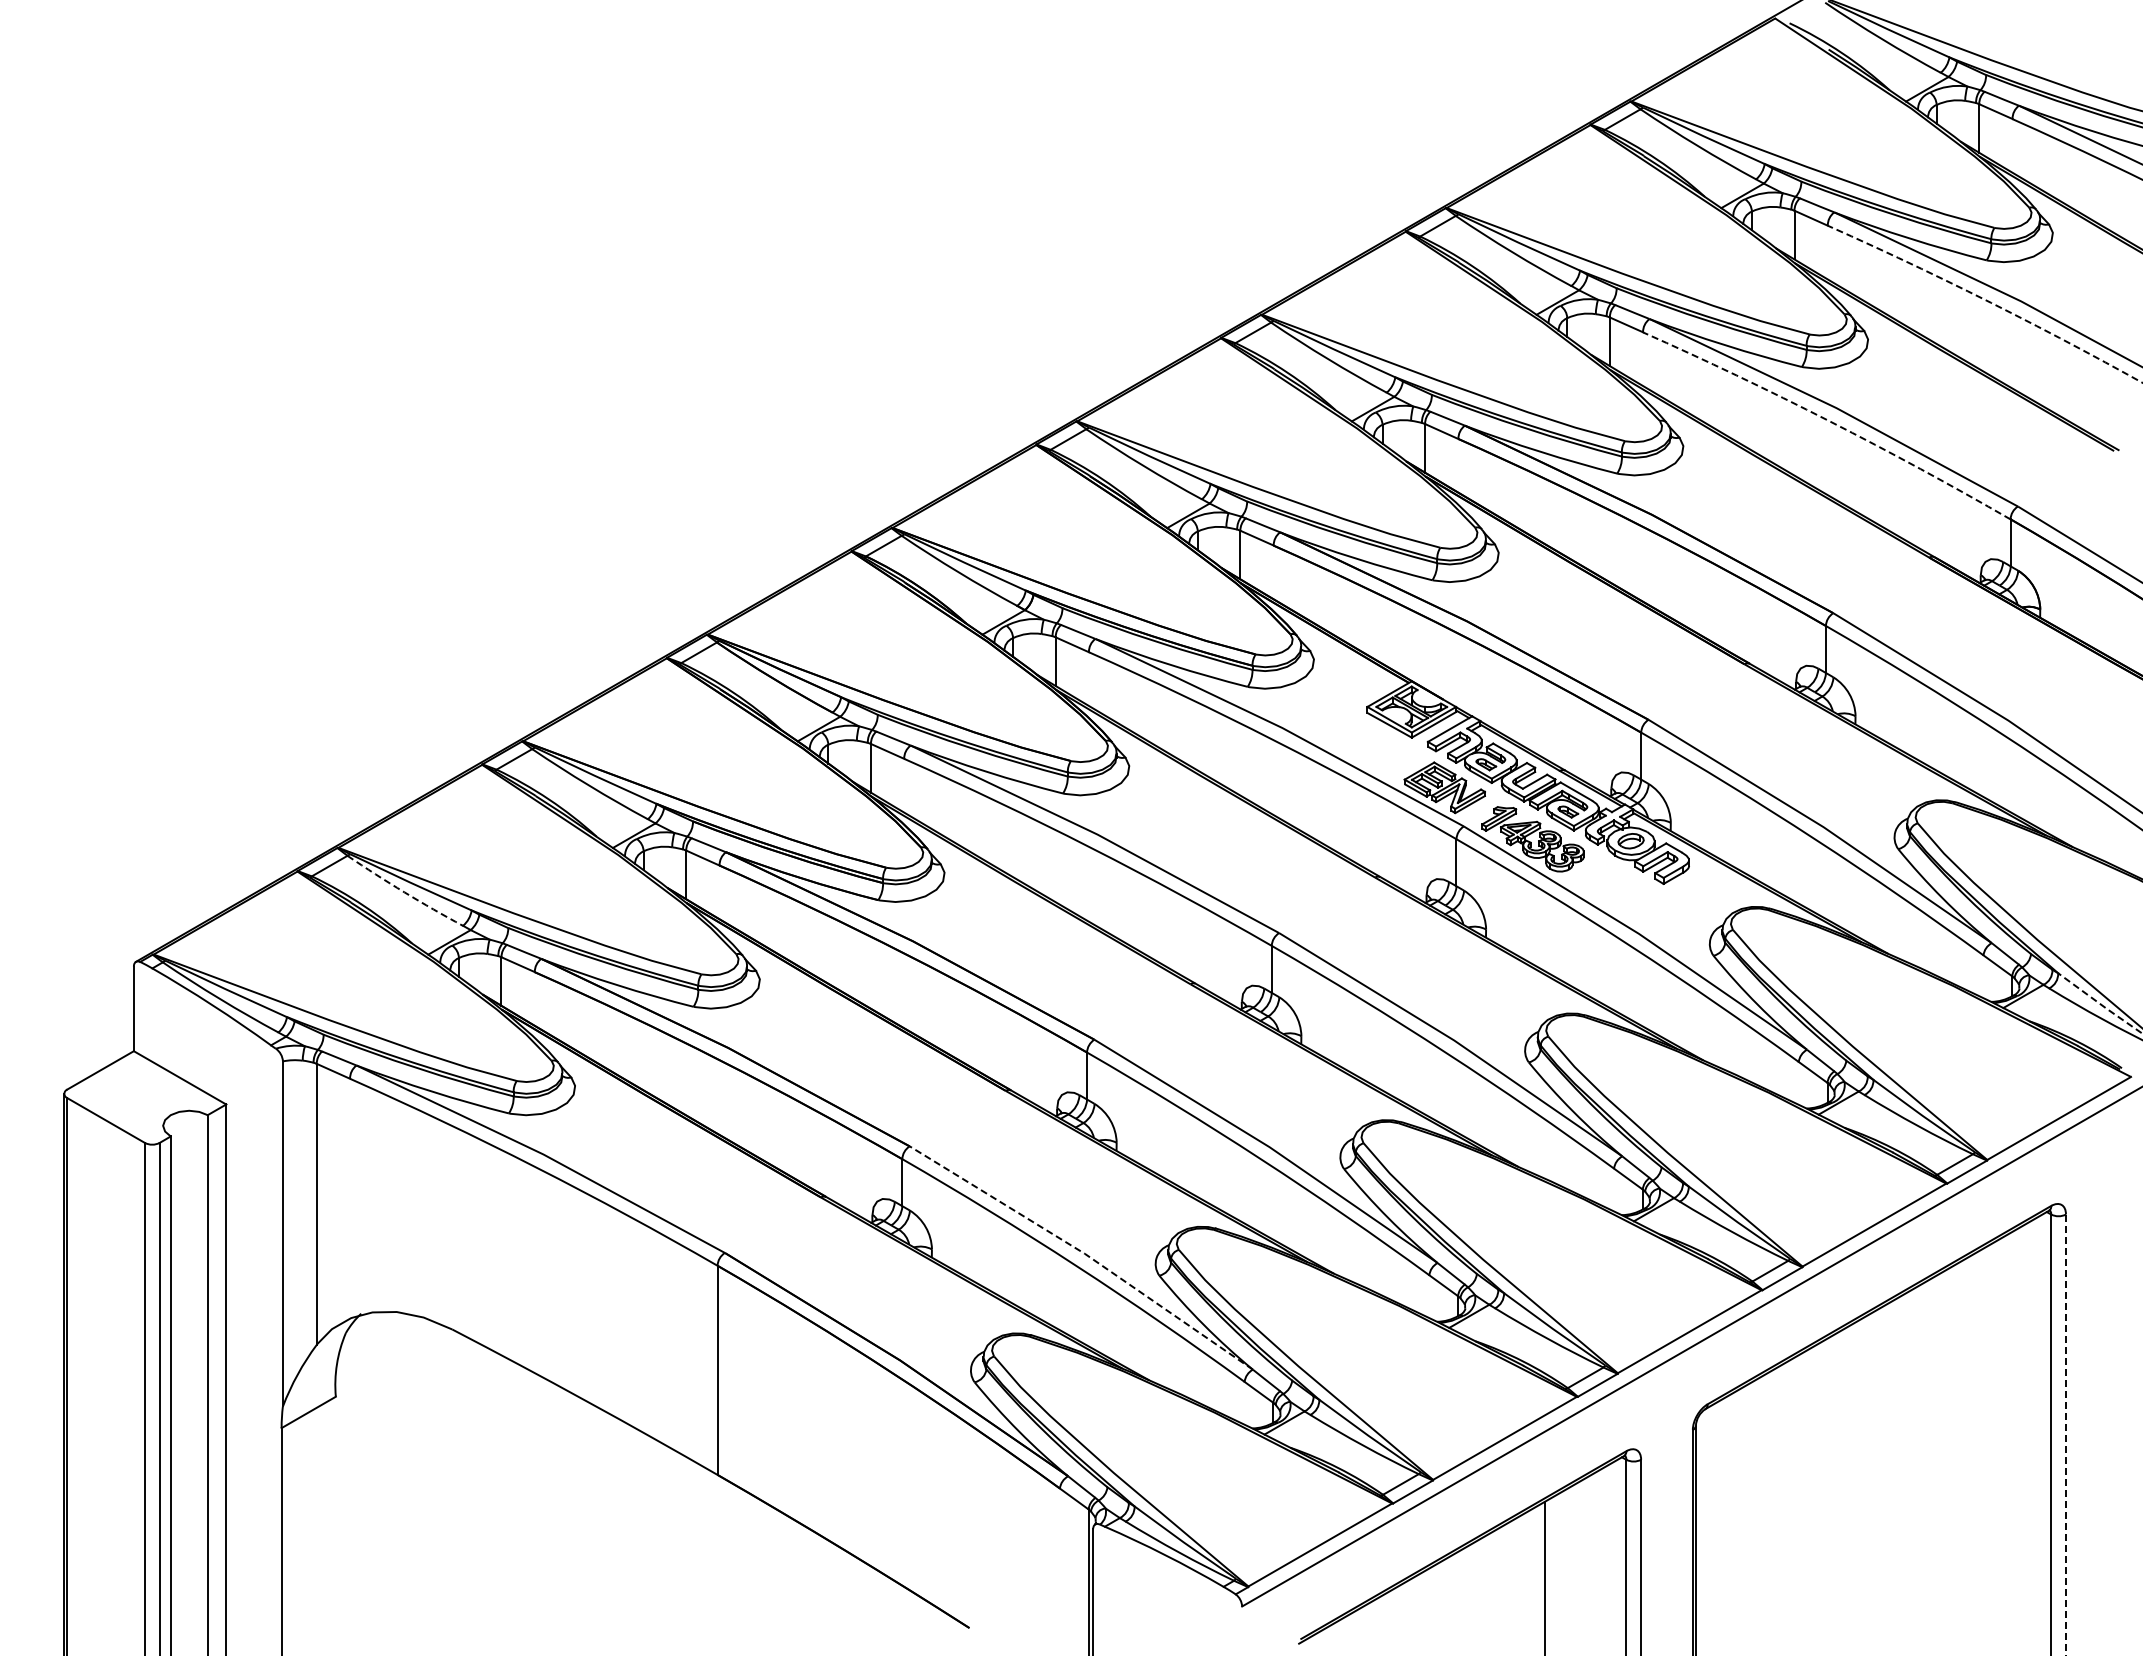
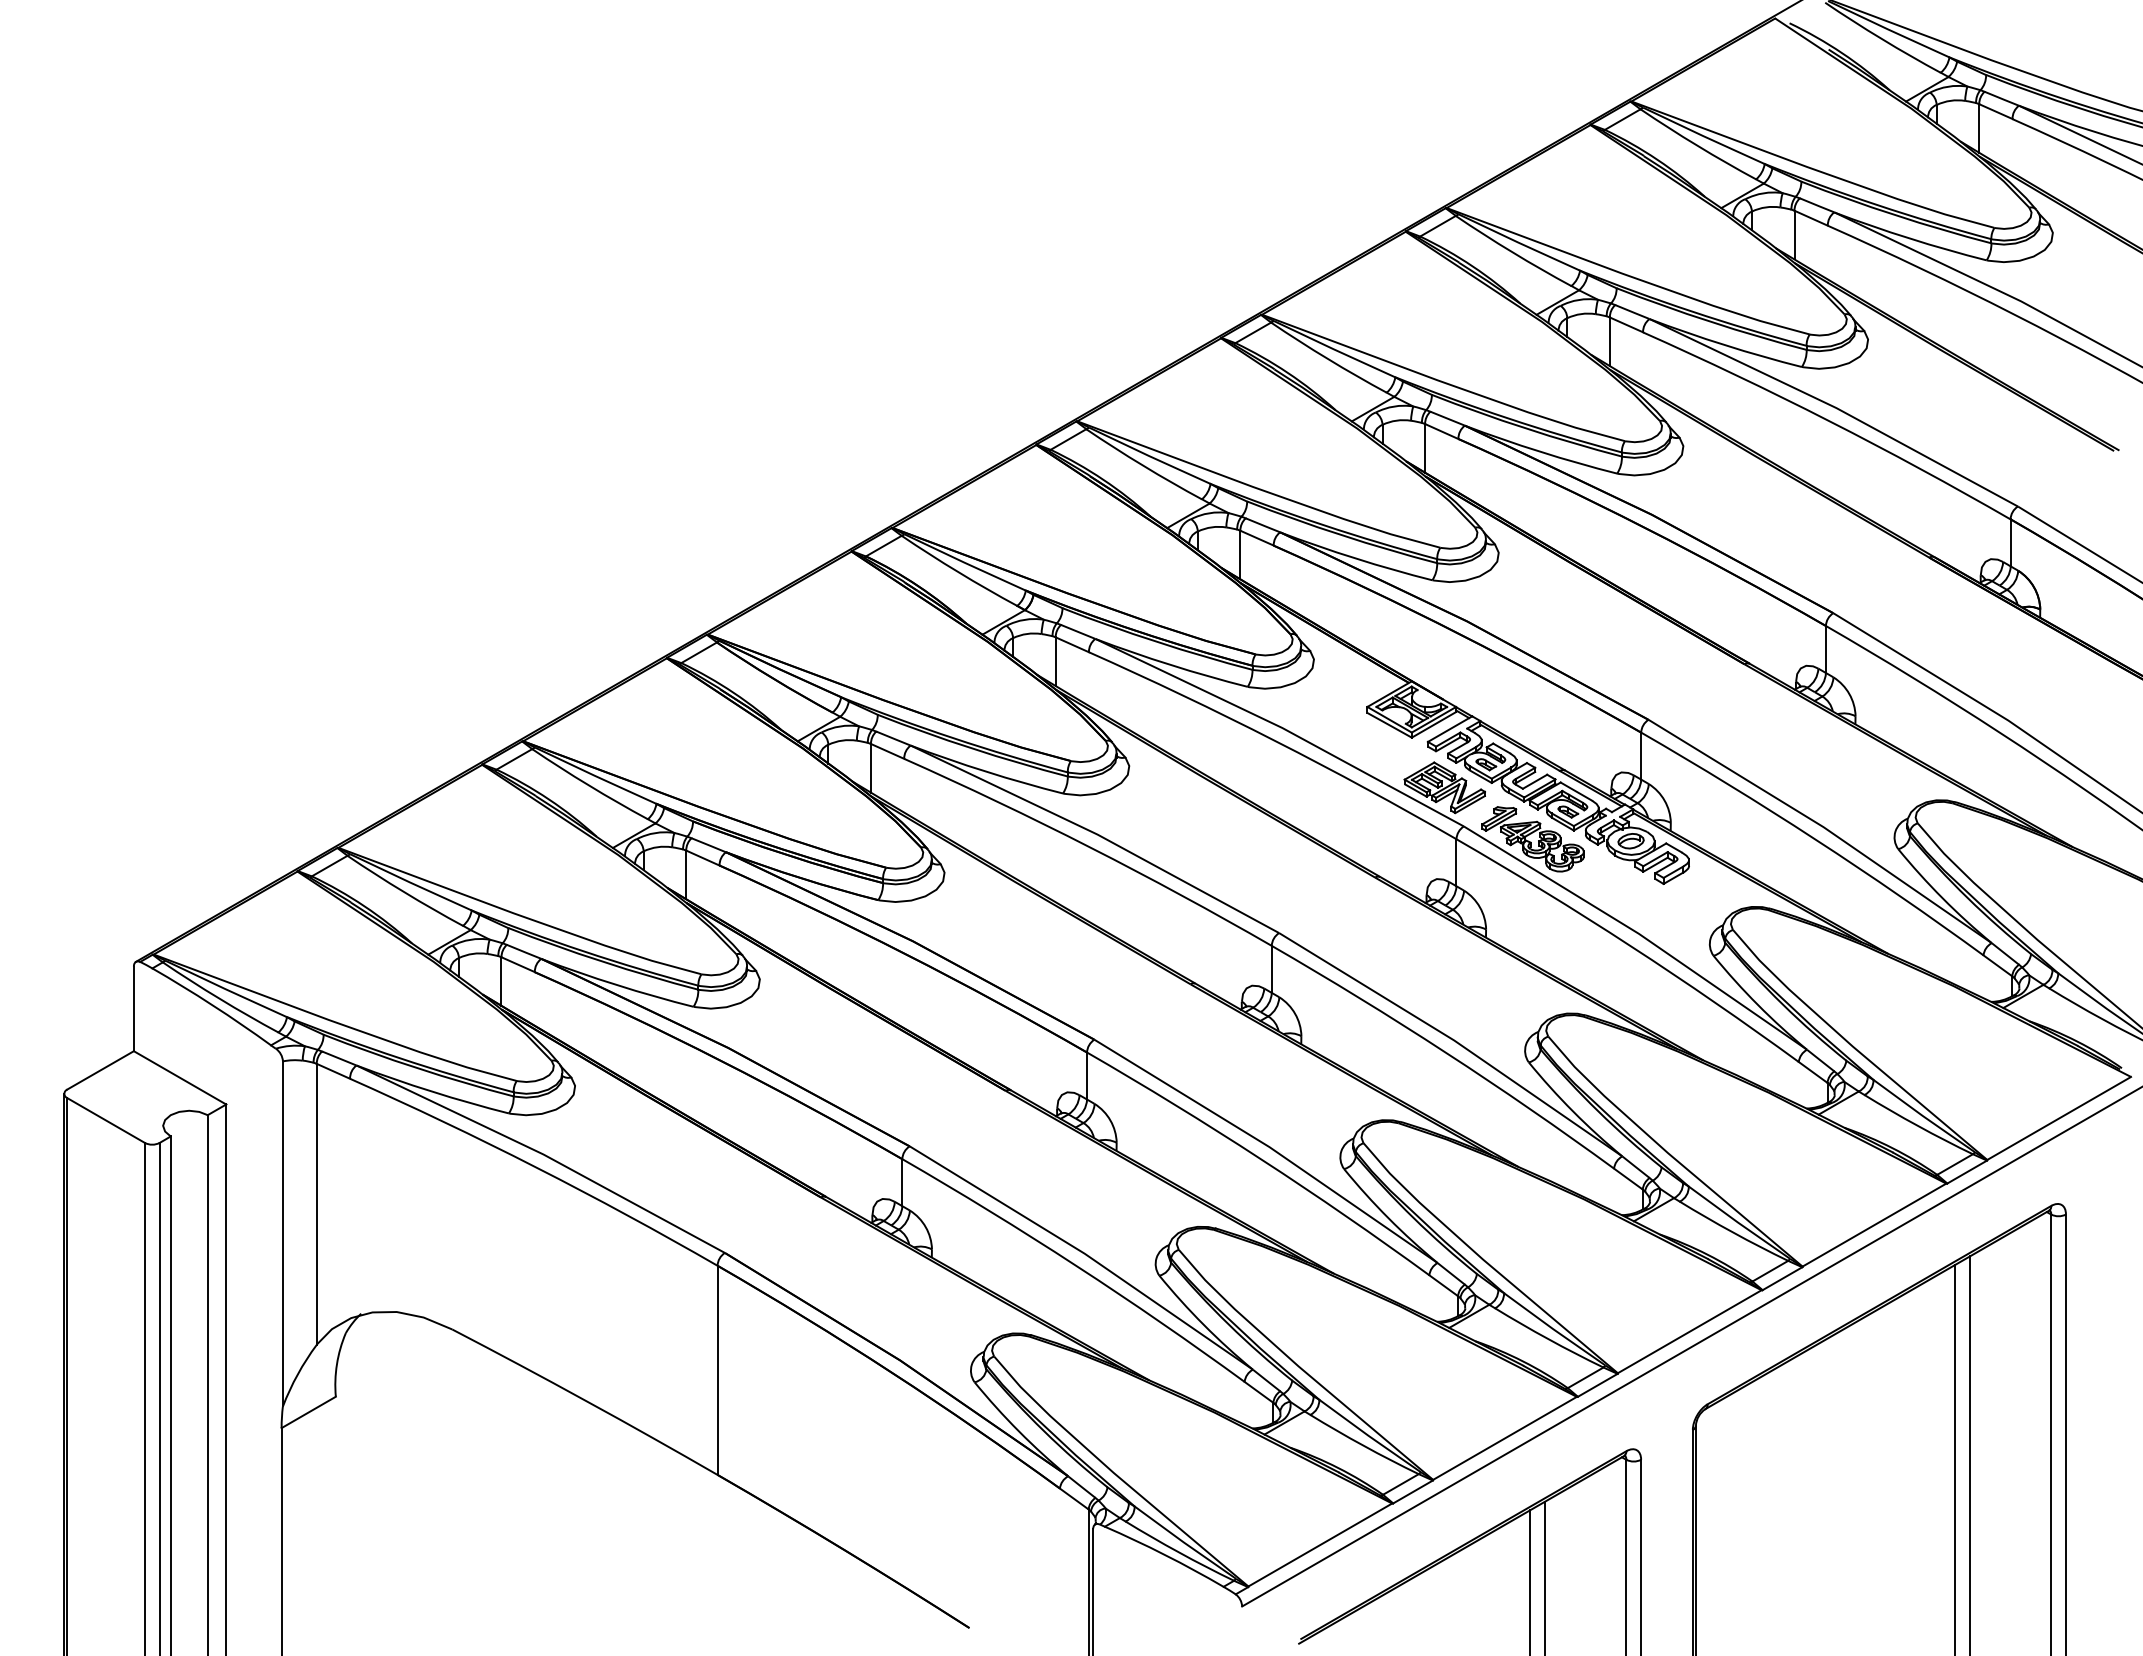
arc: dashed -> solid (1986, 300)
arc: dashed -> solid (1829, 421)
arc: dashed -> solid (404, 892)
line: dashed -> solid (2100, 1003)
line: dashed -> solid (1084, 1253)
line: dashed -> solid (2065, 1435)
line: none -> present (1969, 1454)
line: none -> present (1955, 1458)
line: none -> present (1530, 1581)
